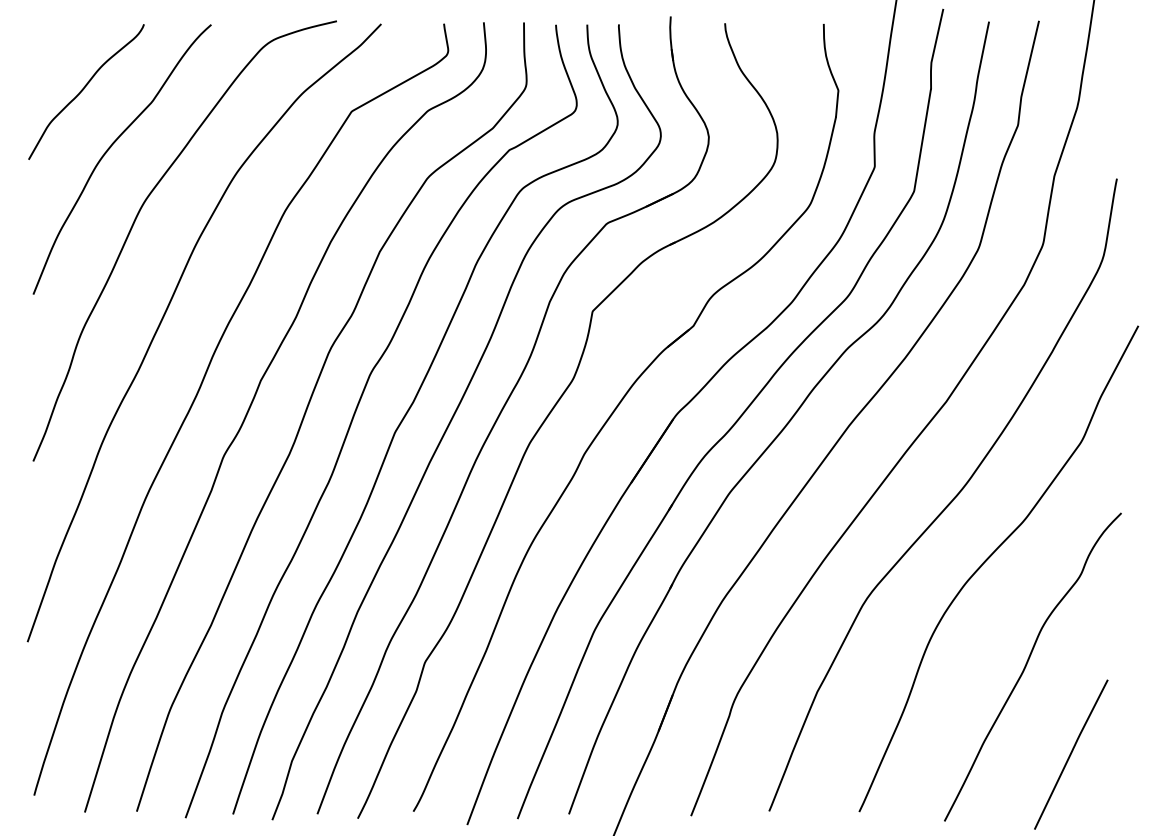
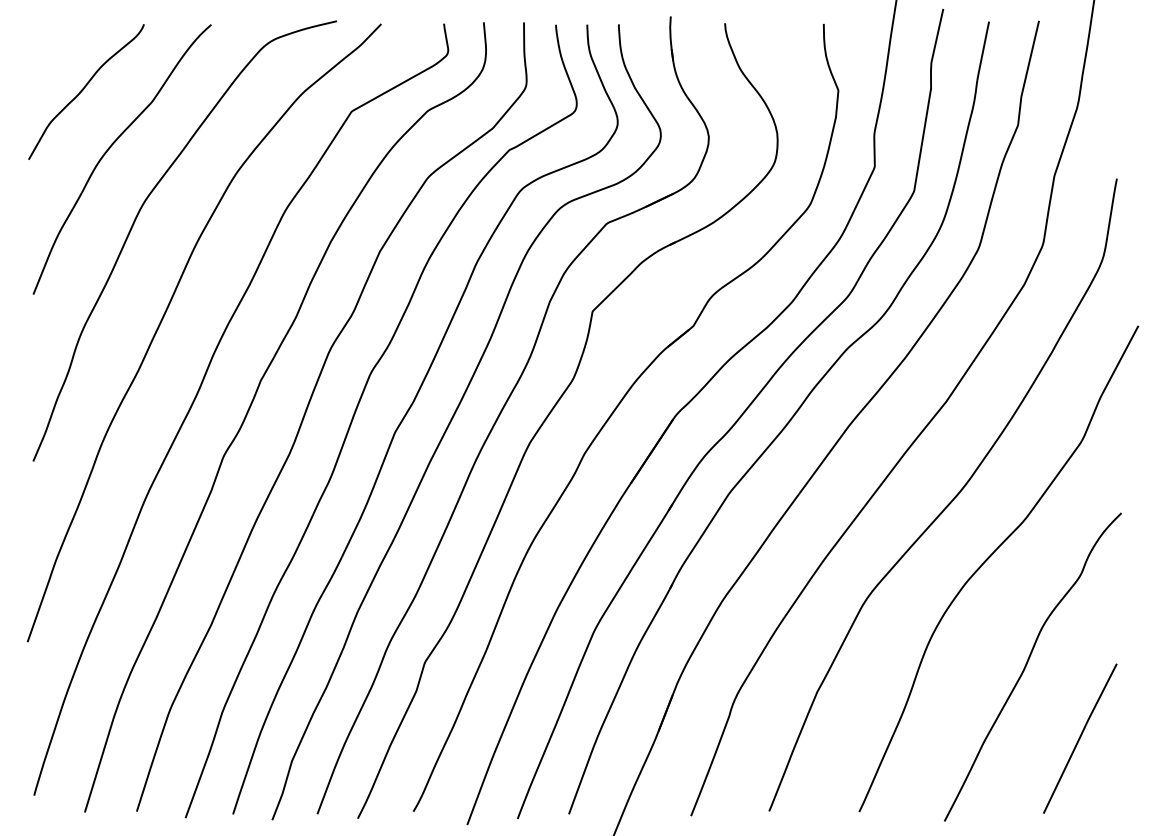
curve position: (1071, 754) -> (1080, 738) (1080, 738)
